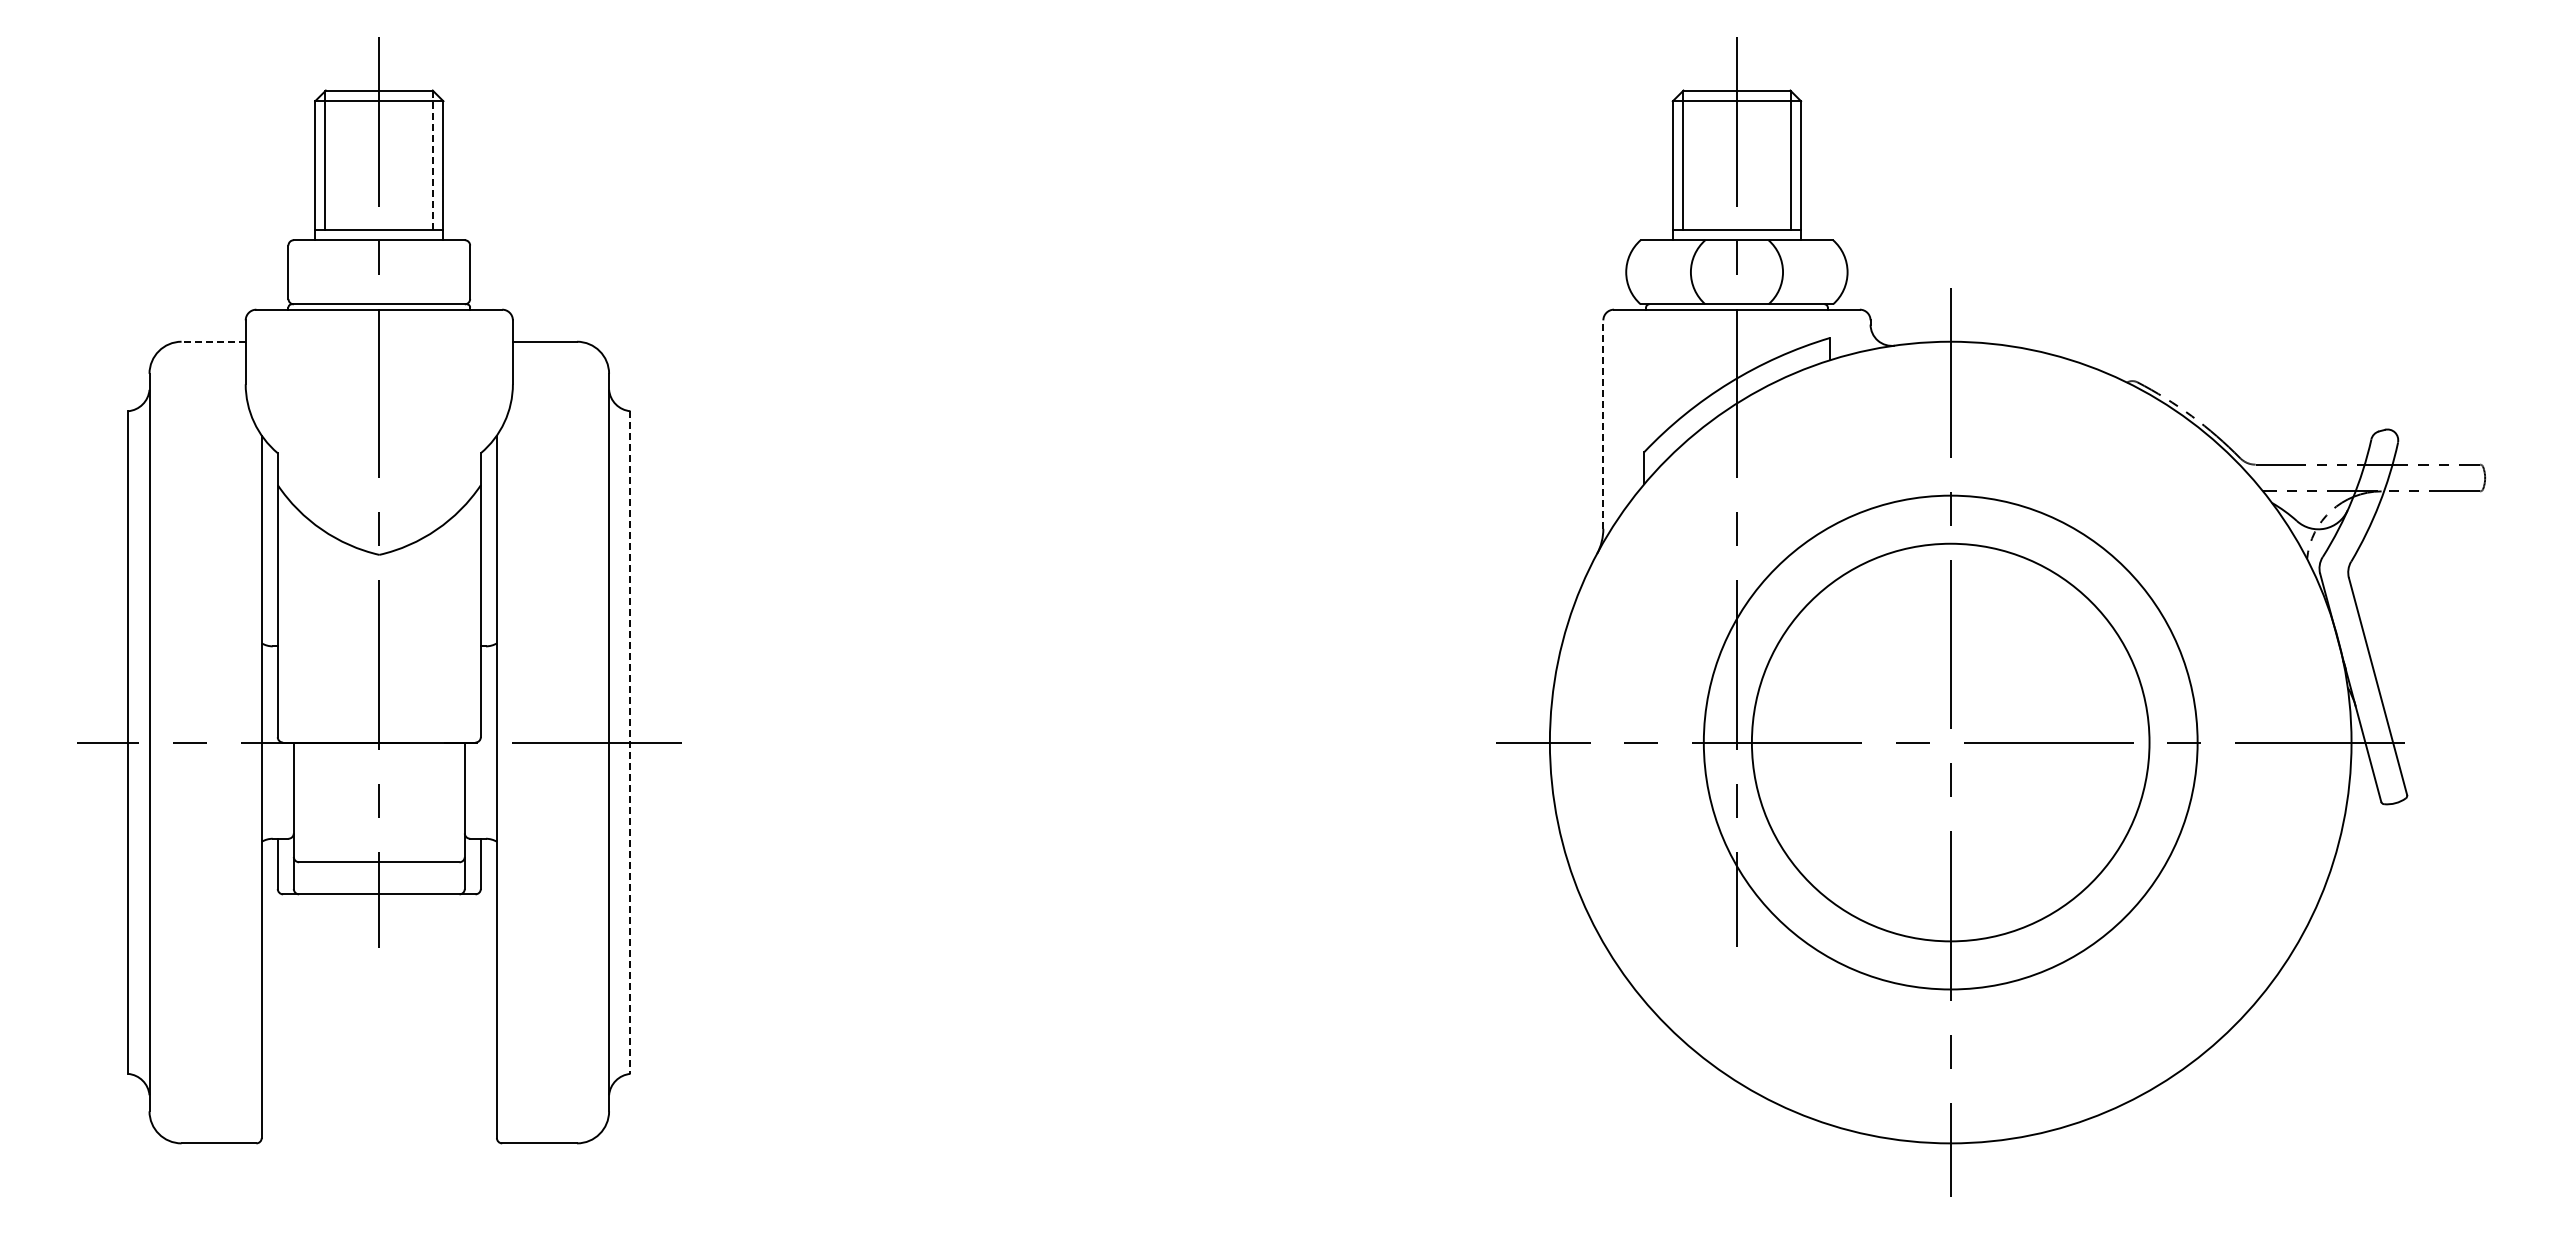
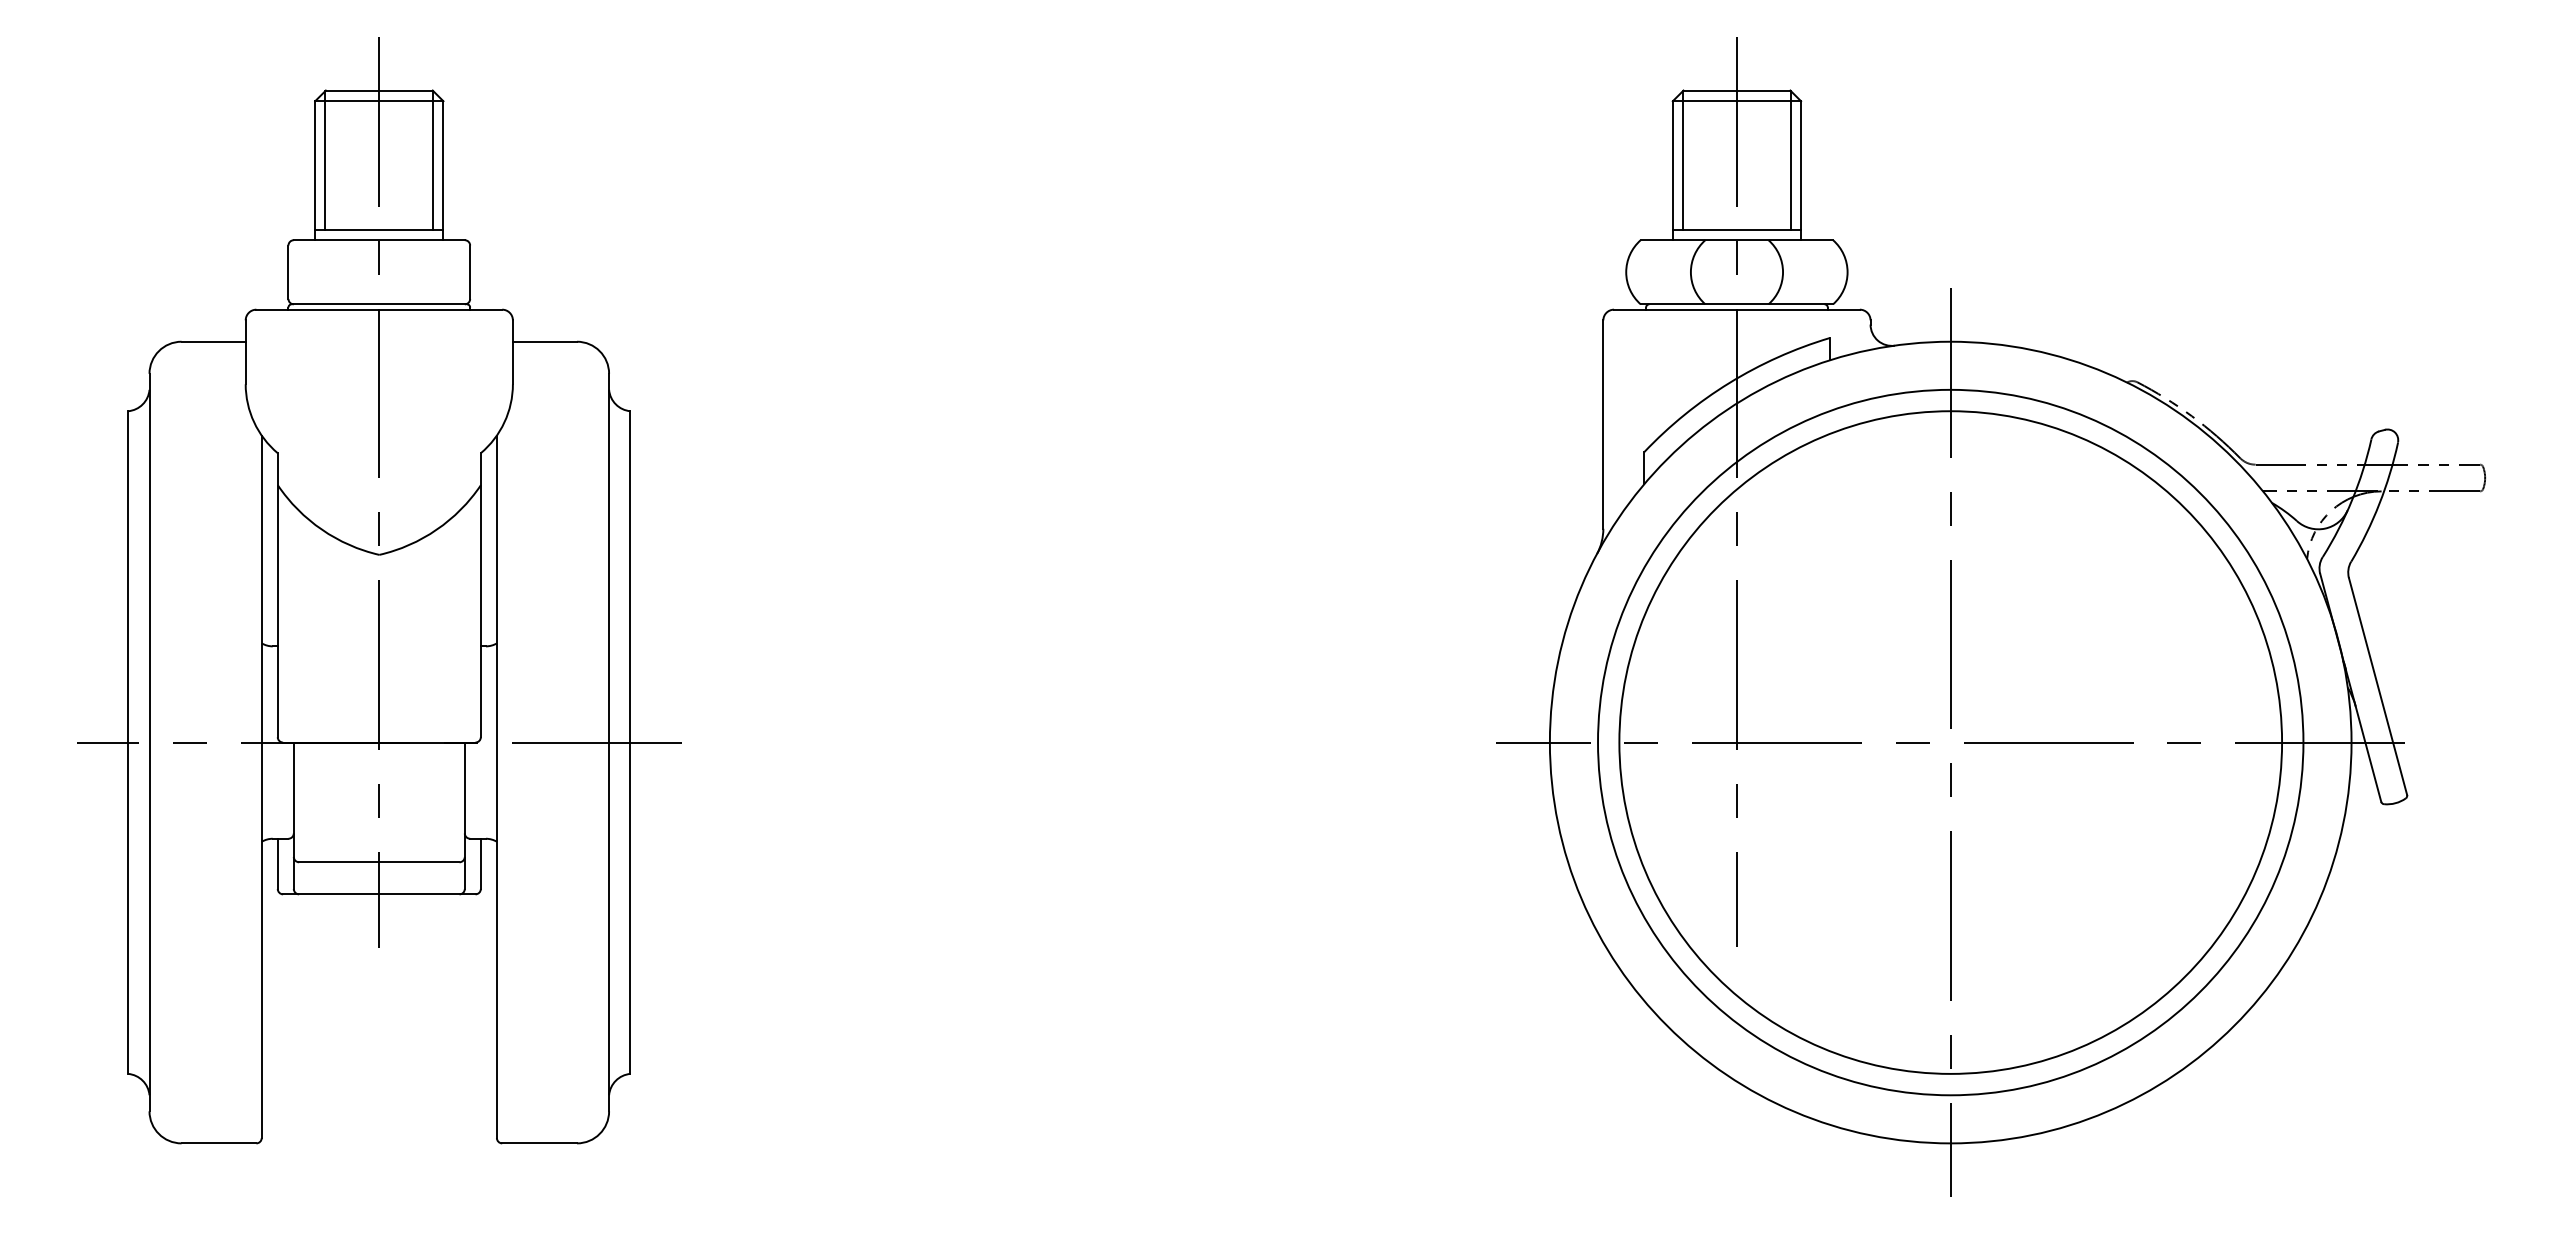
line: dashed -> solid (433, 159)
line: dashed -> solid (213, 341)
line: dashed -> solid (1603, 424)
circle diameter: 398 px -> 663 px (1950, 742)
circle diameter: 494 px -> 705 px (1950, 742)
line: dashed -> solid (630, 743)
